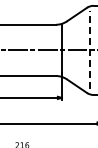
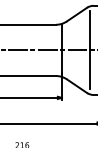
line: dashed -> solid (90, 49)
